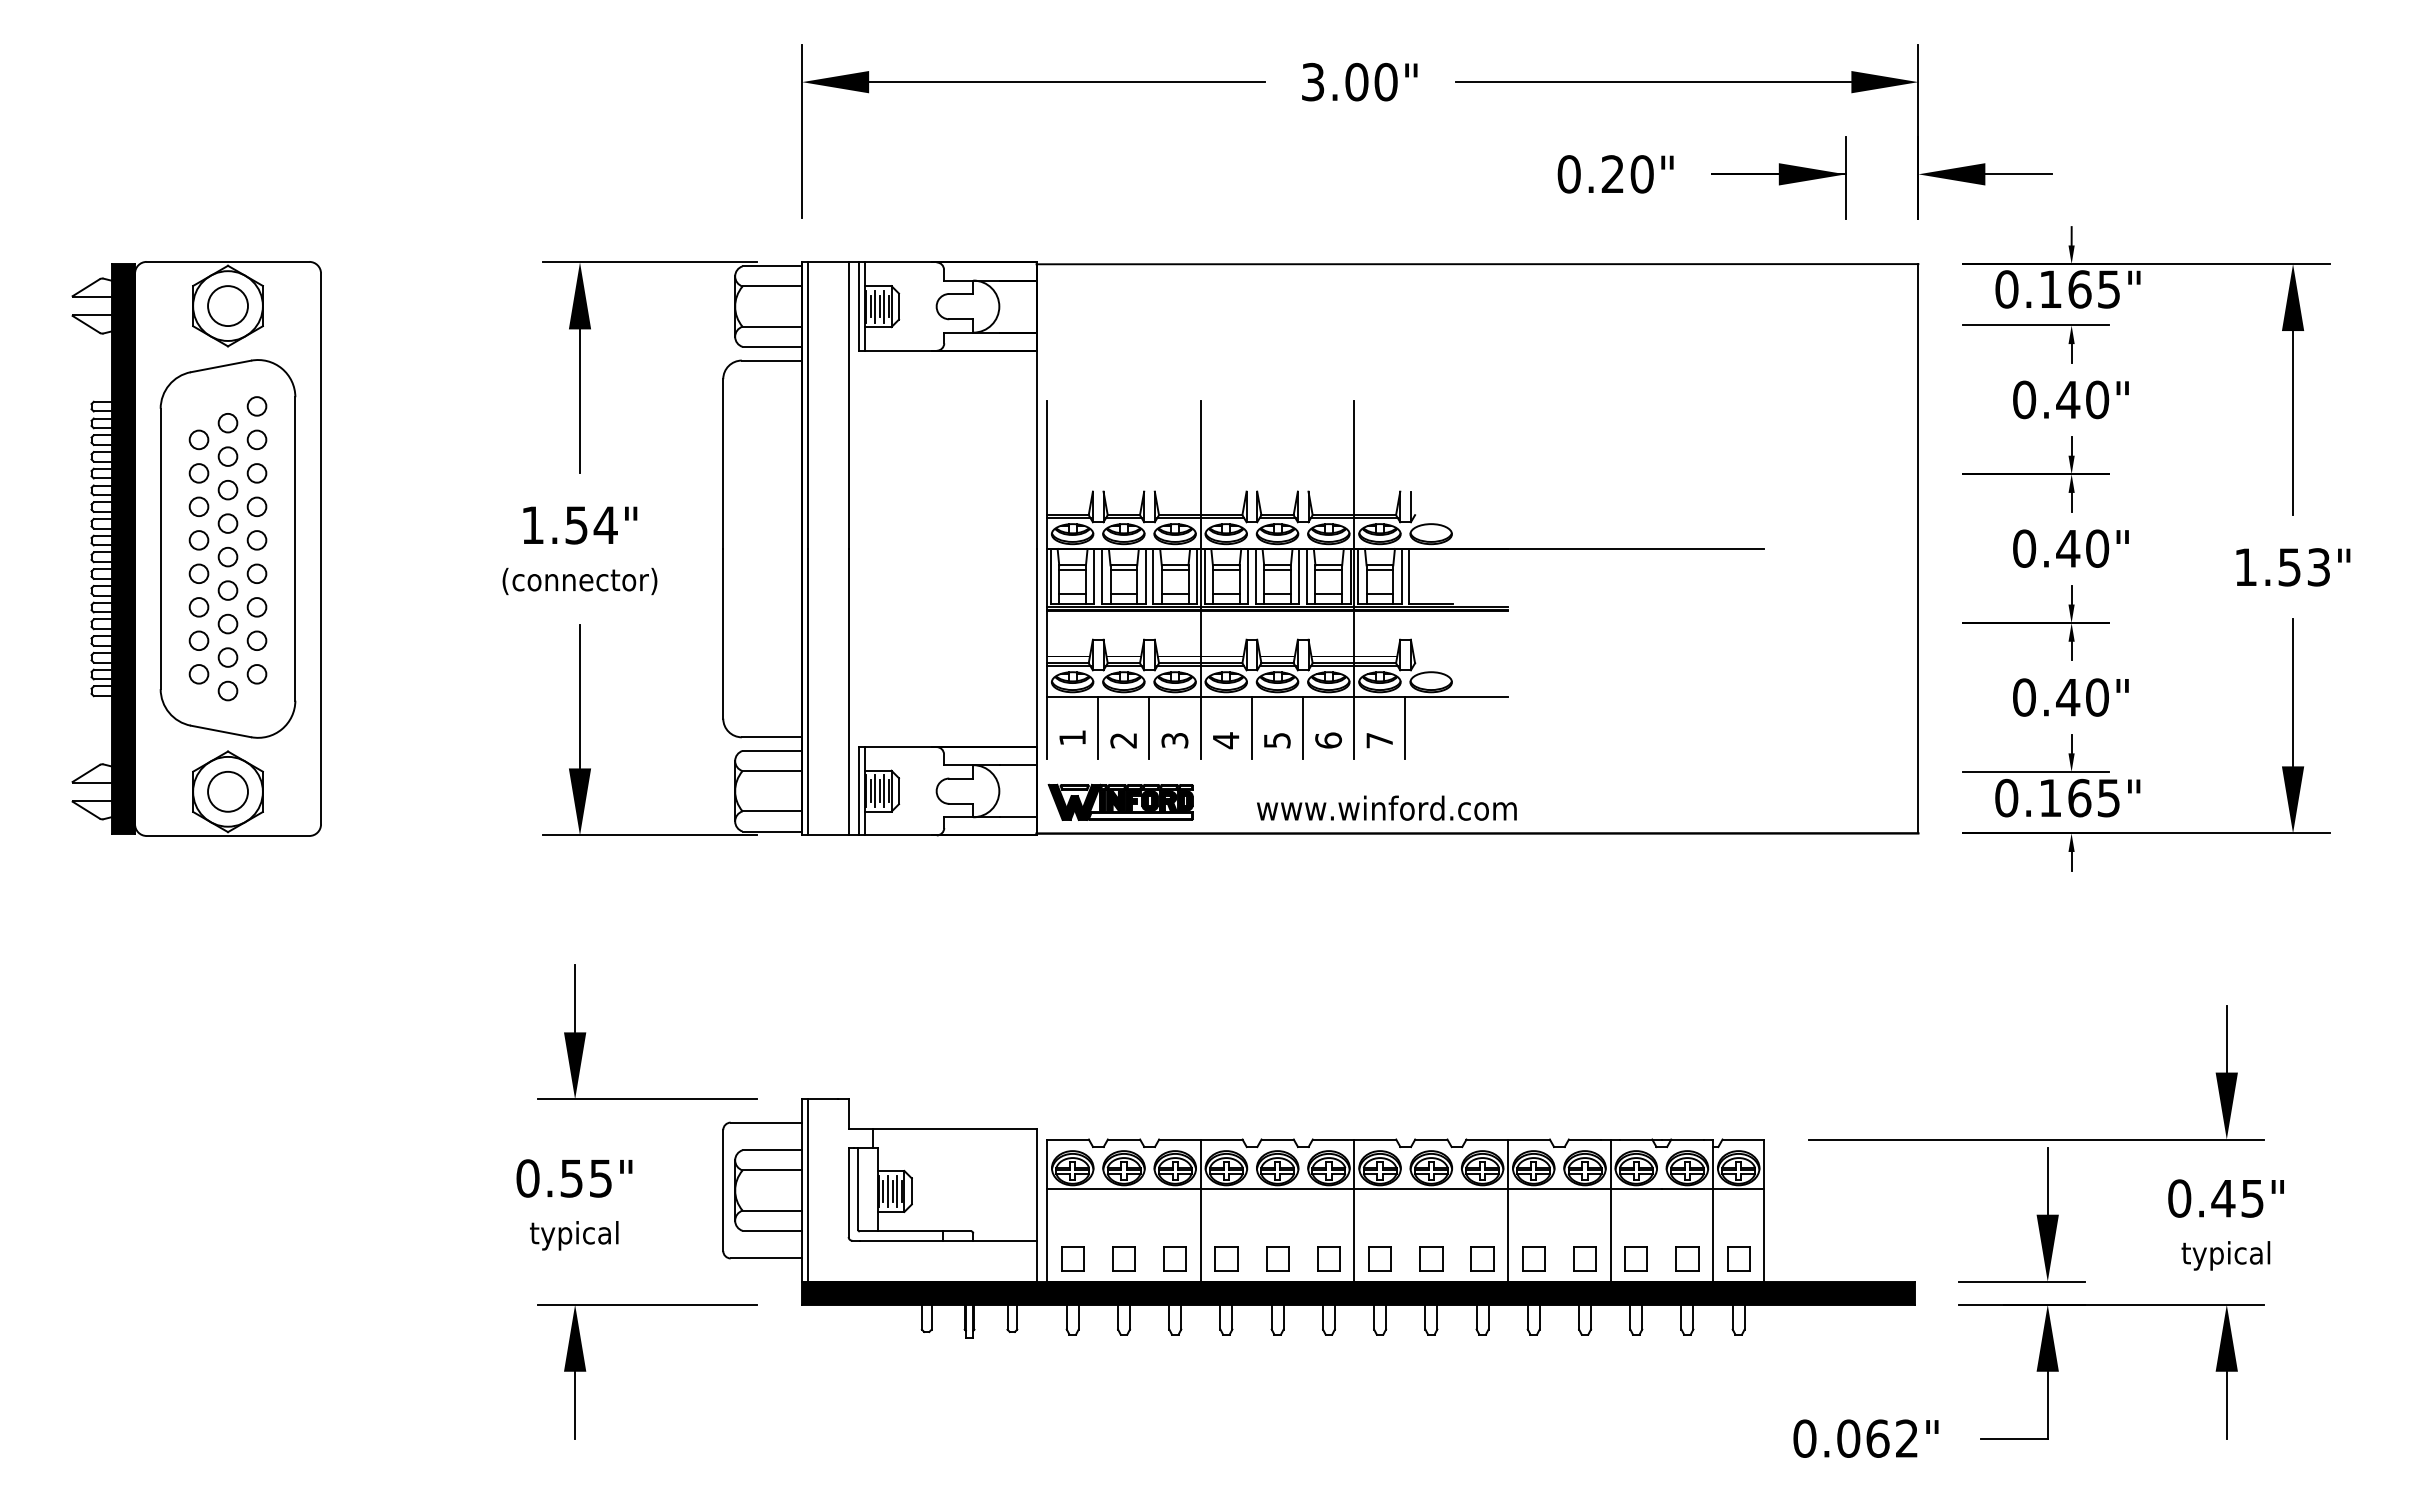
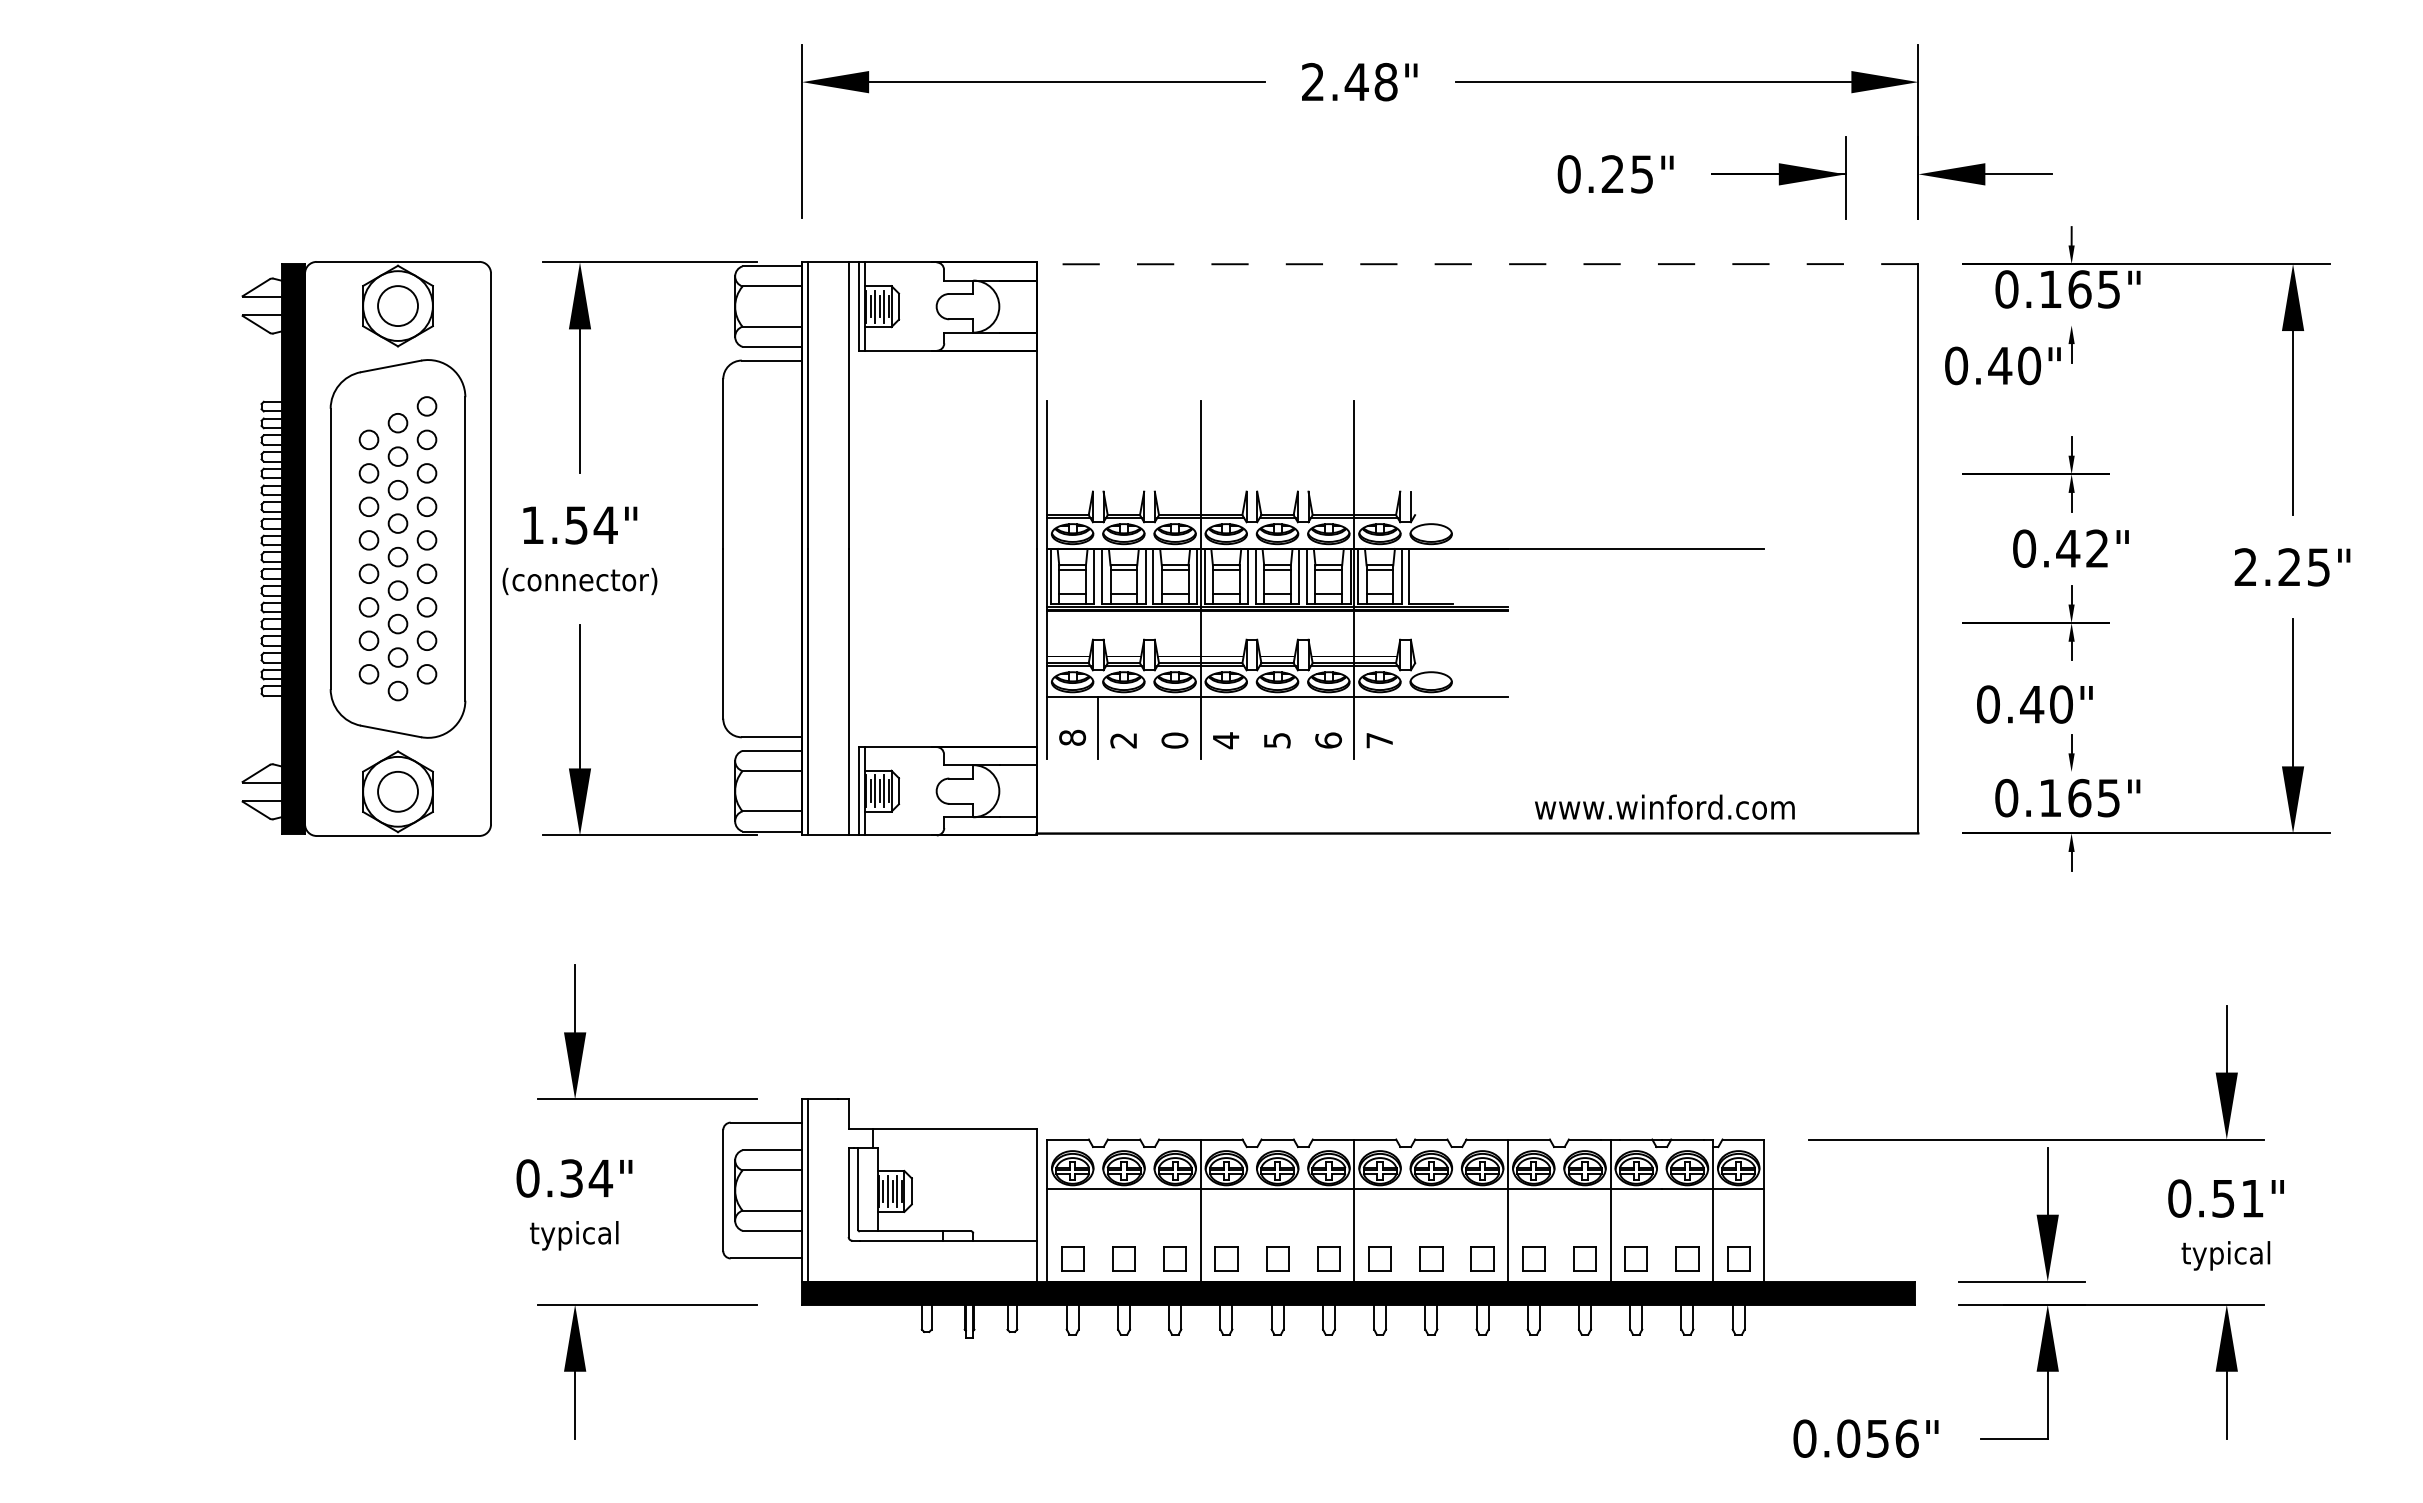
text: 3.00" -> 2.48" (1349, 81)
text: 0.20" -> 0.25" (1641, 174)
line: solid -> dashed (1477, 264)
line: present -> none (2035, 325)
text position: (2070, 399) -> (2002, 365) (2002, 365)
part position: (196, 548) -> (366, 548) (366, 548)
text: 0.40" -> 0.42" (2097, 548)
text: 1.53" -> 2.25" (2281, 567)
text position: (2070, 697) -> (2034, 704) (2034, 704)
line: present -> none (1149, 727)
line: present -> none (1251, 727)
line: present -> none (1302, 727)
line: present -> none (1405, 727)
text: 1 -> 8 (1072, 737)
text: 3 -> 0 (1174, 740)
line: present -> none (2035, 771)
part: present -> none (1120, 801)
text position: (1386, 807) -> (1664, 806) (1664, 806)
text: 0.55" -> 0.34" (587, 1178)
text: 0.45" -> 0.51" (2237, 1198)
text: 0.062" -> 0.056" (1892, 1438)
